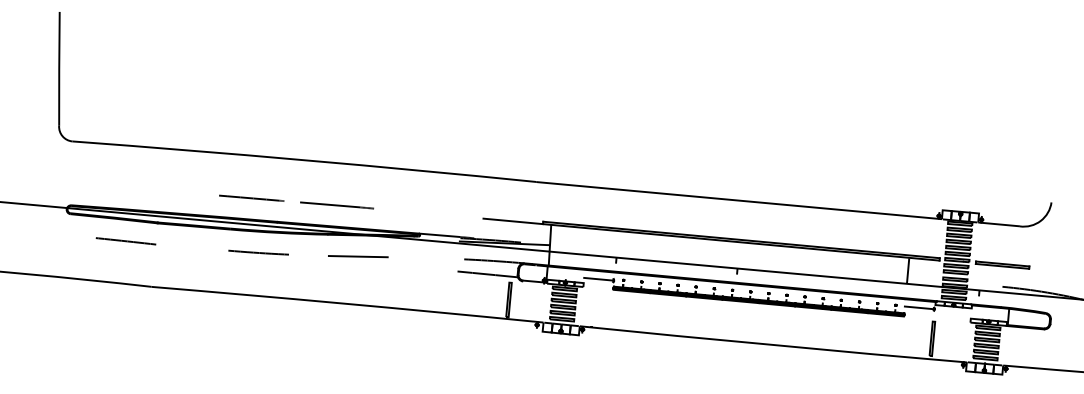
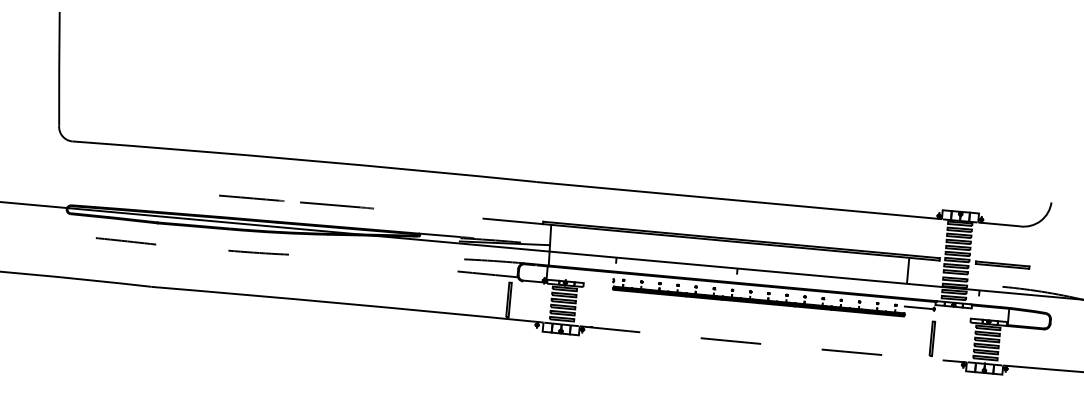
line: present -> none (358, 256)
line: present -> none (598, 278)
arc: solid -> dashed (773, 345)
